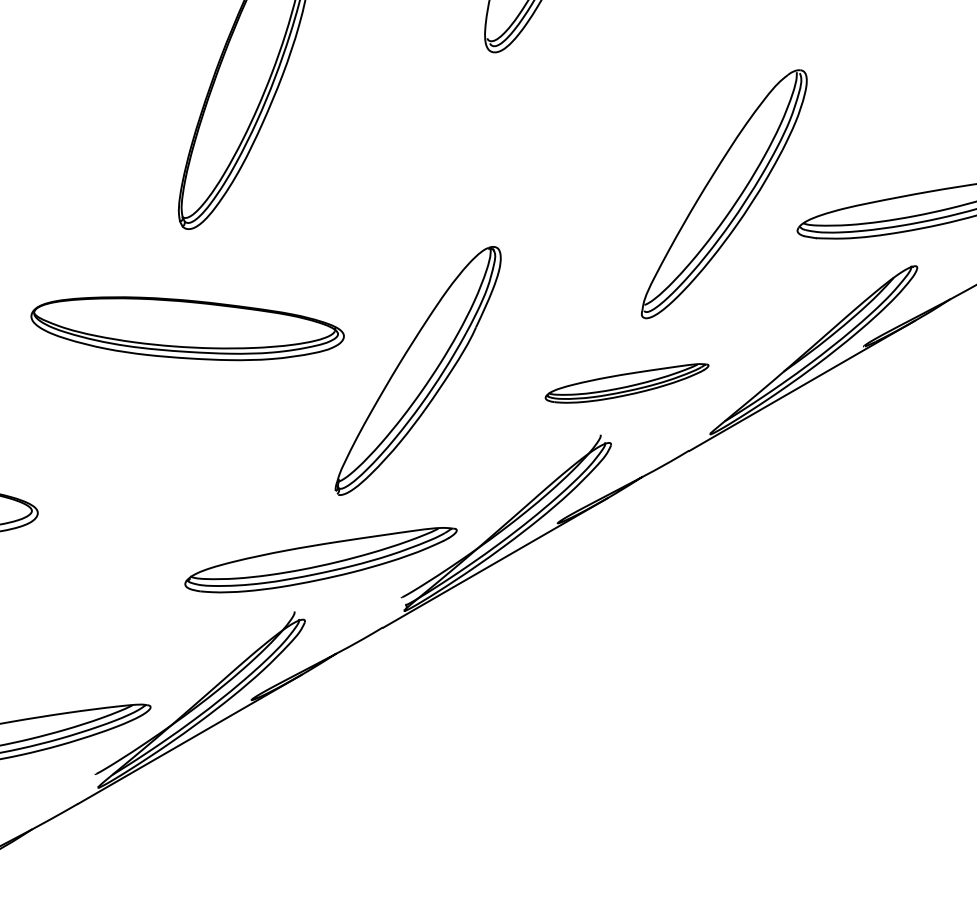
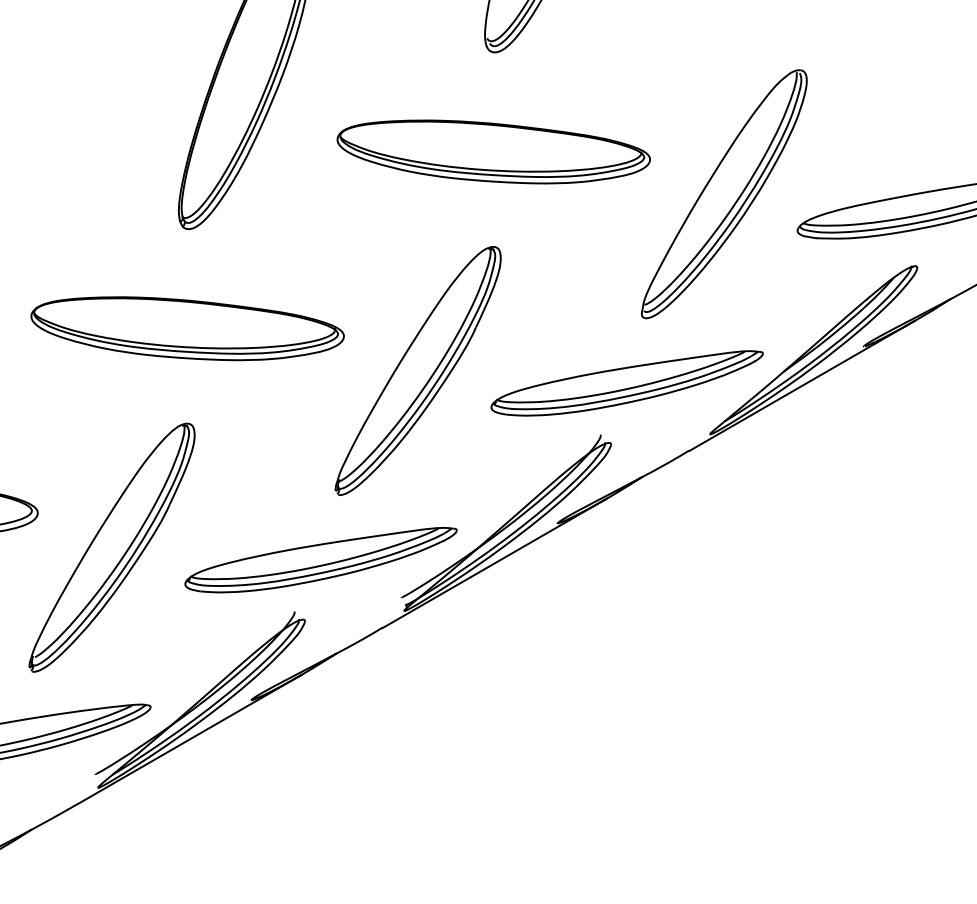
part: none -> present (493, 151)
part size: 166x41 px -> 274x67 px (626, 383)
part: none -> present (111, 547)
